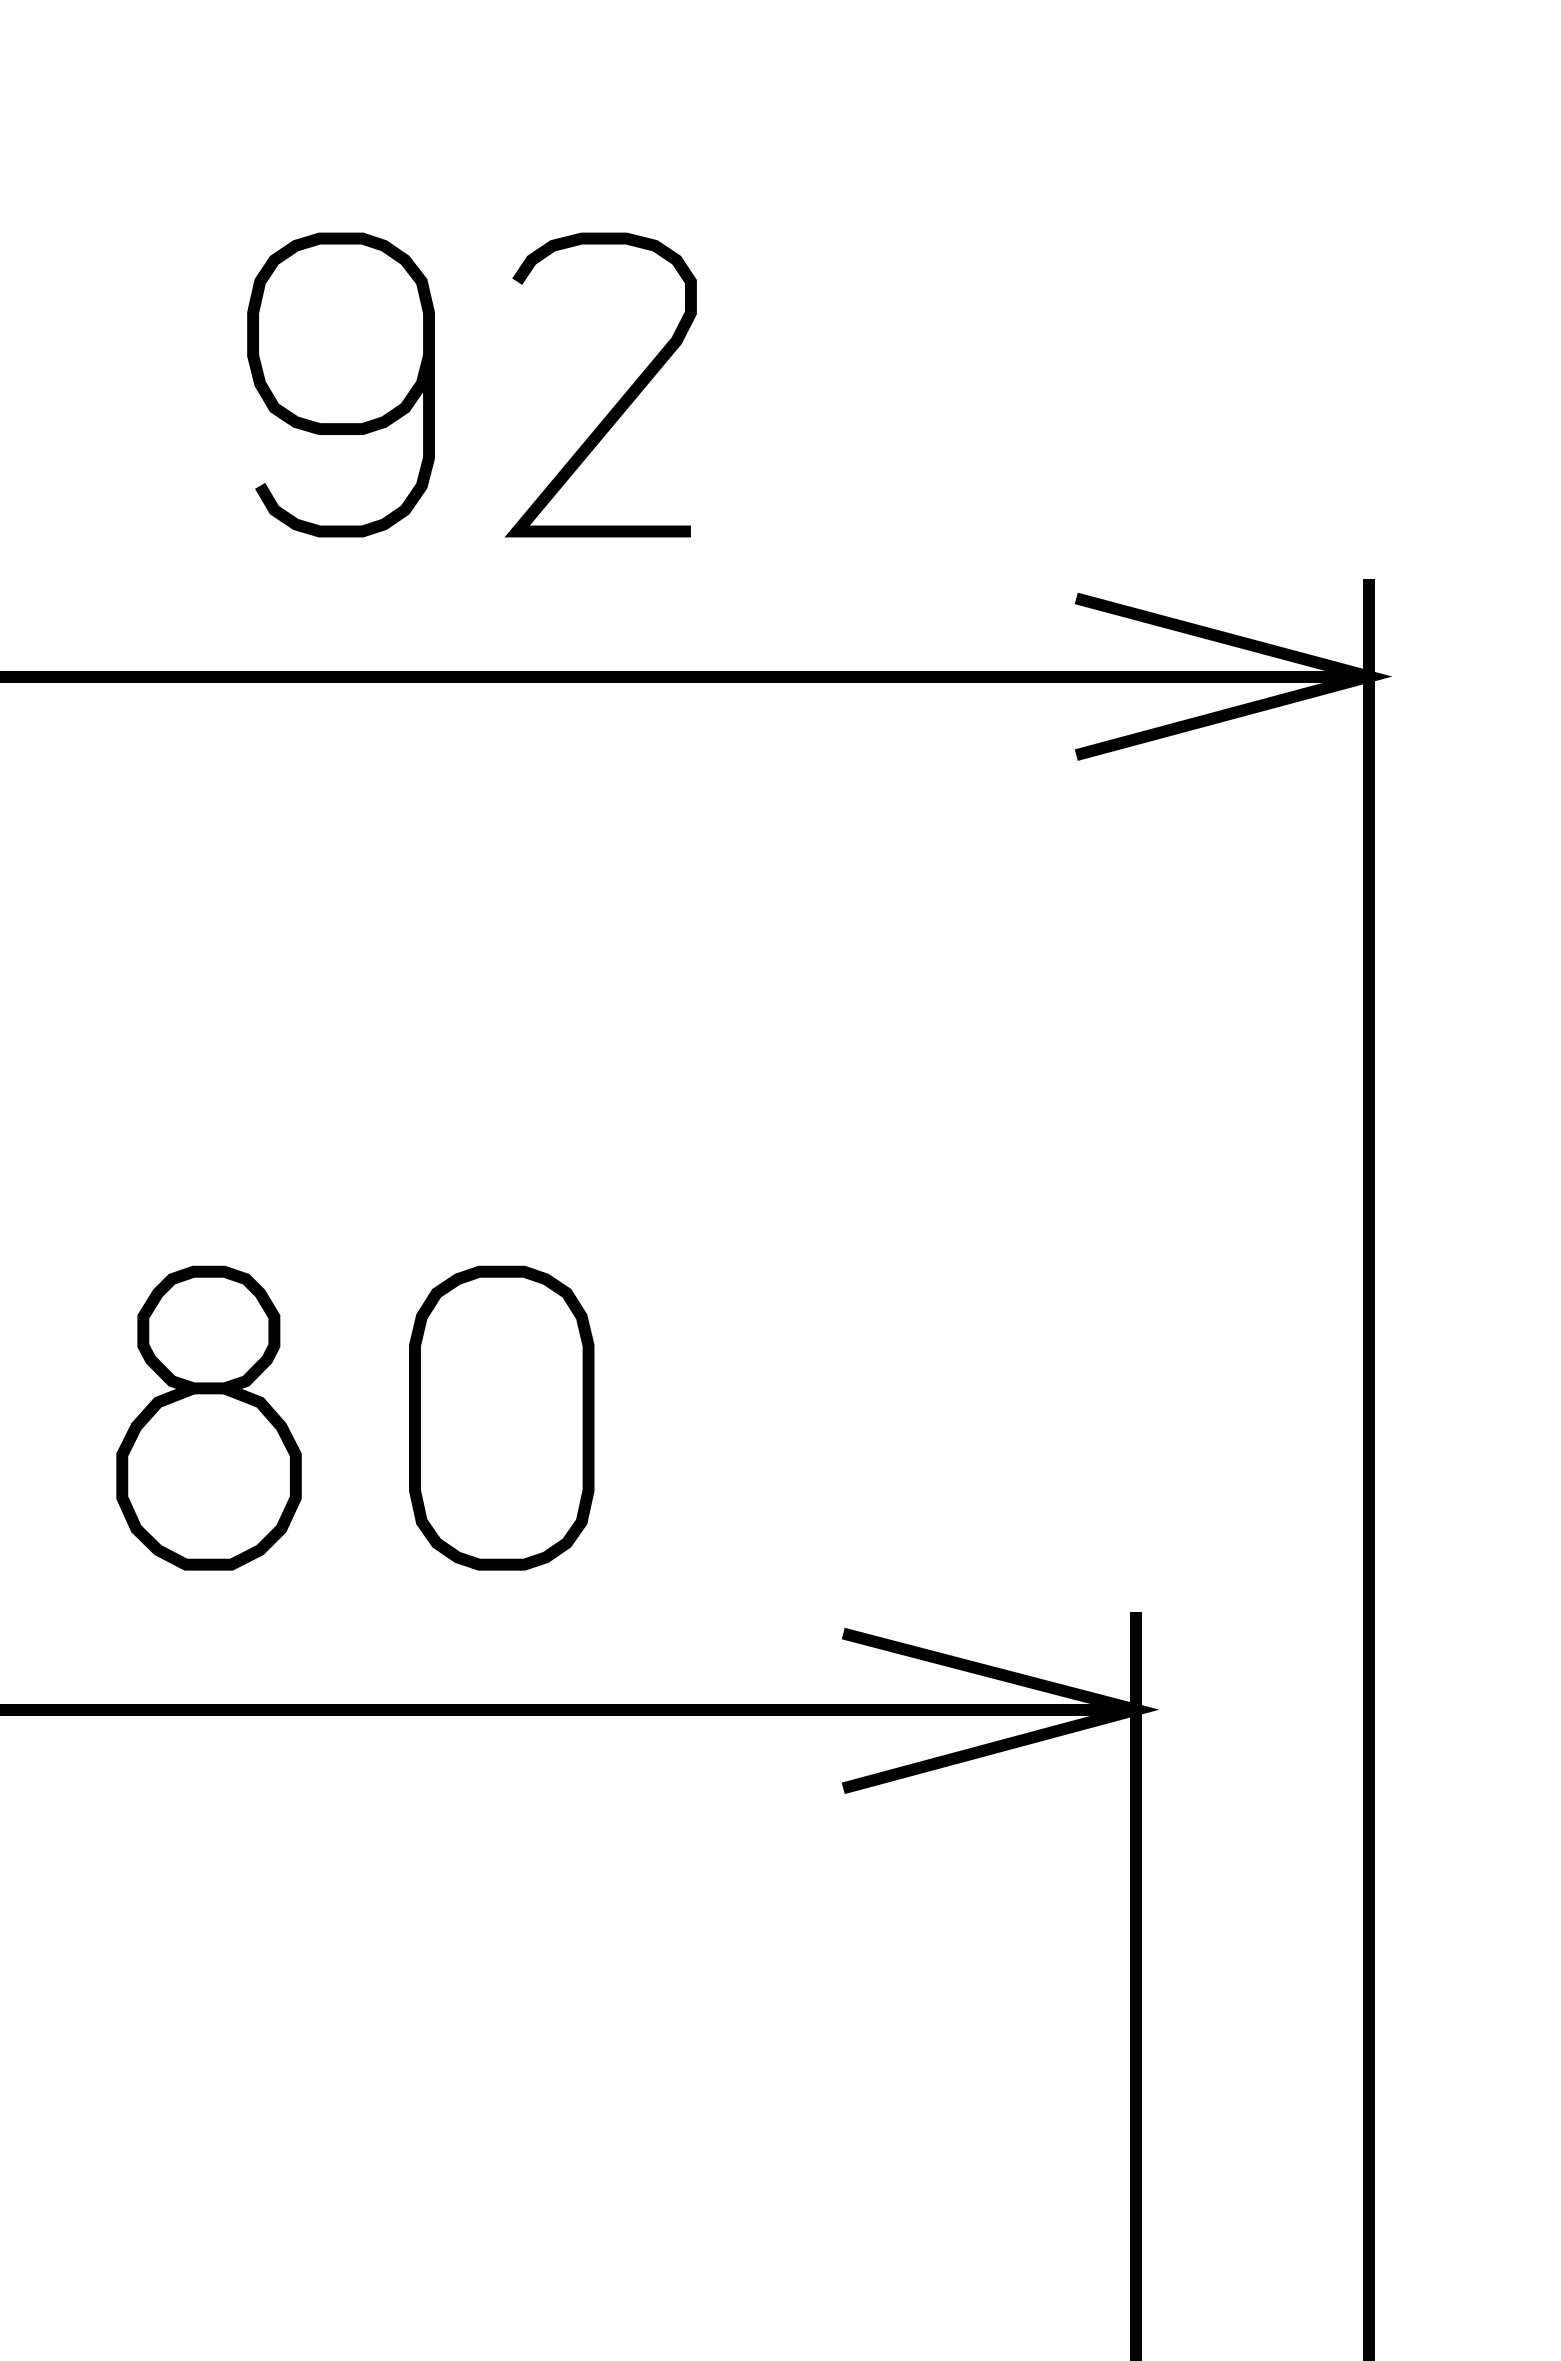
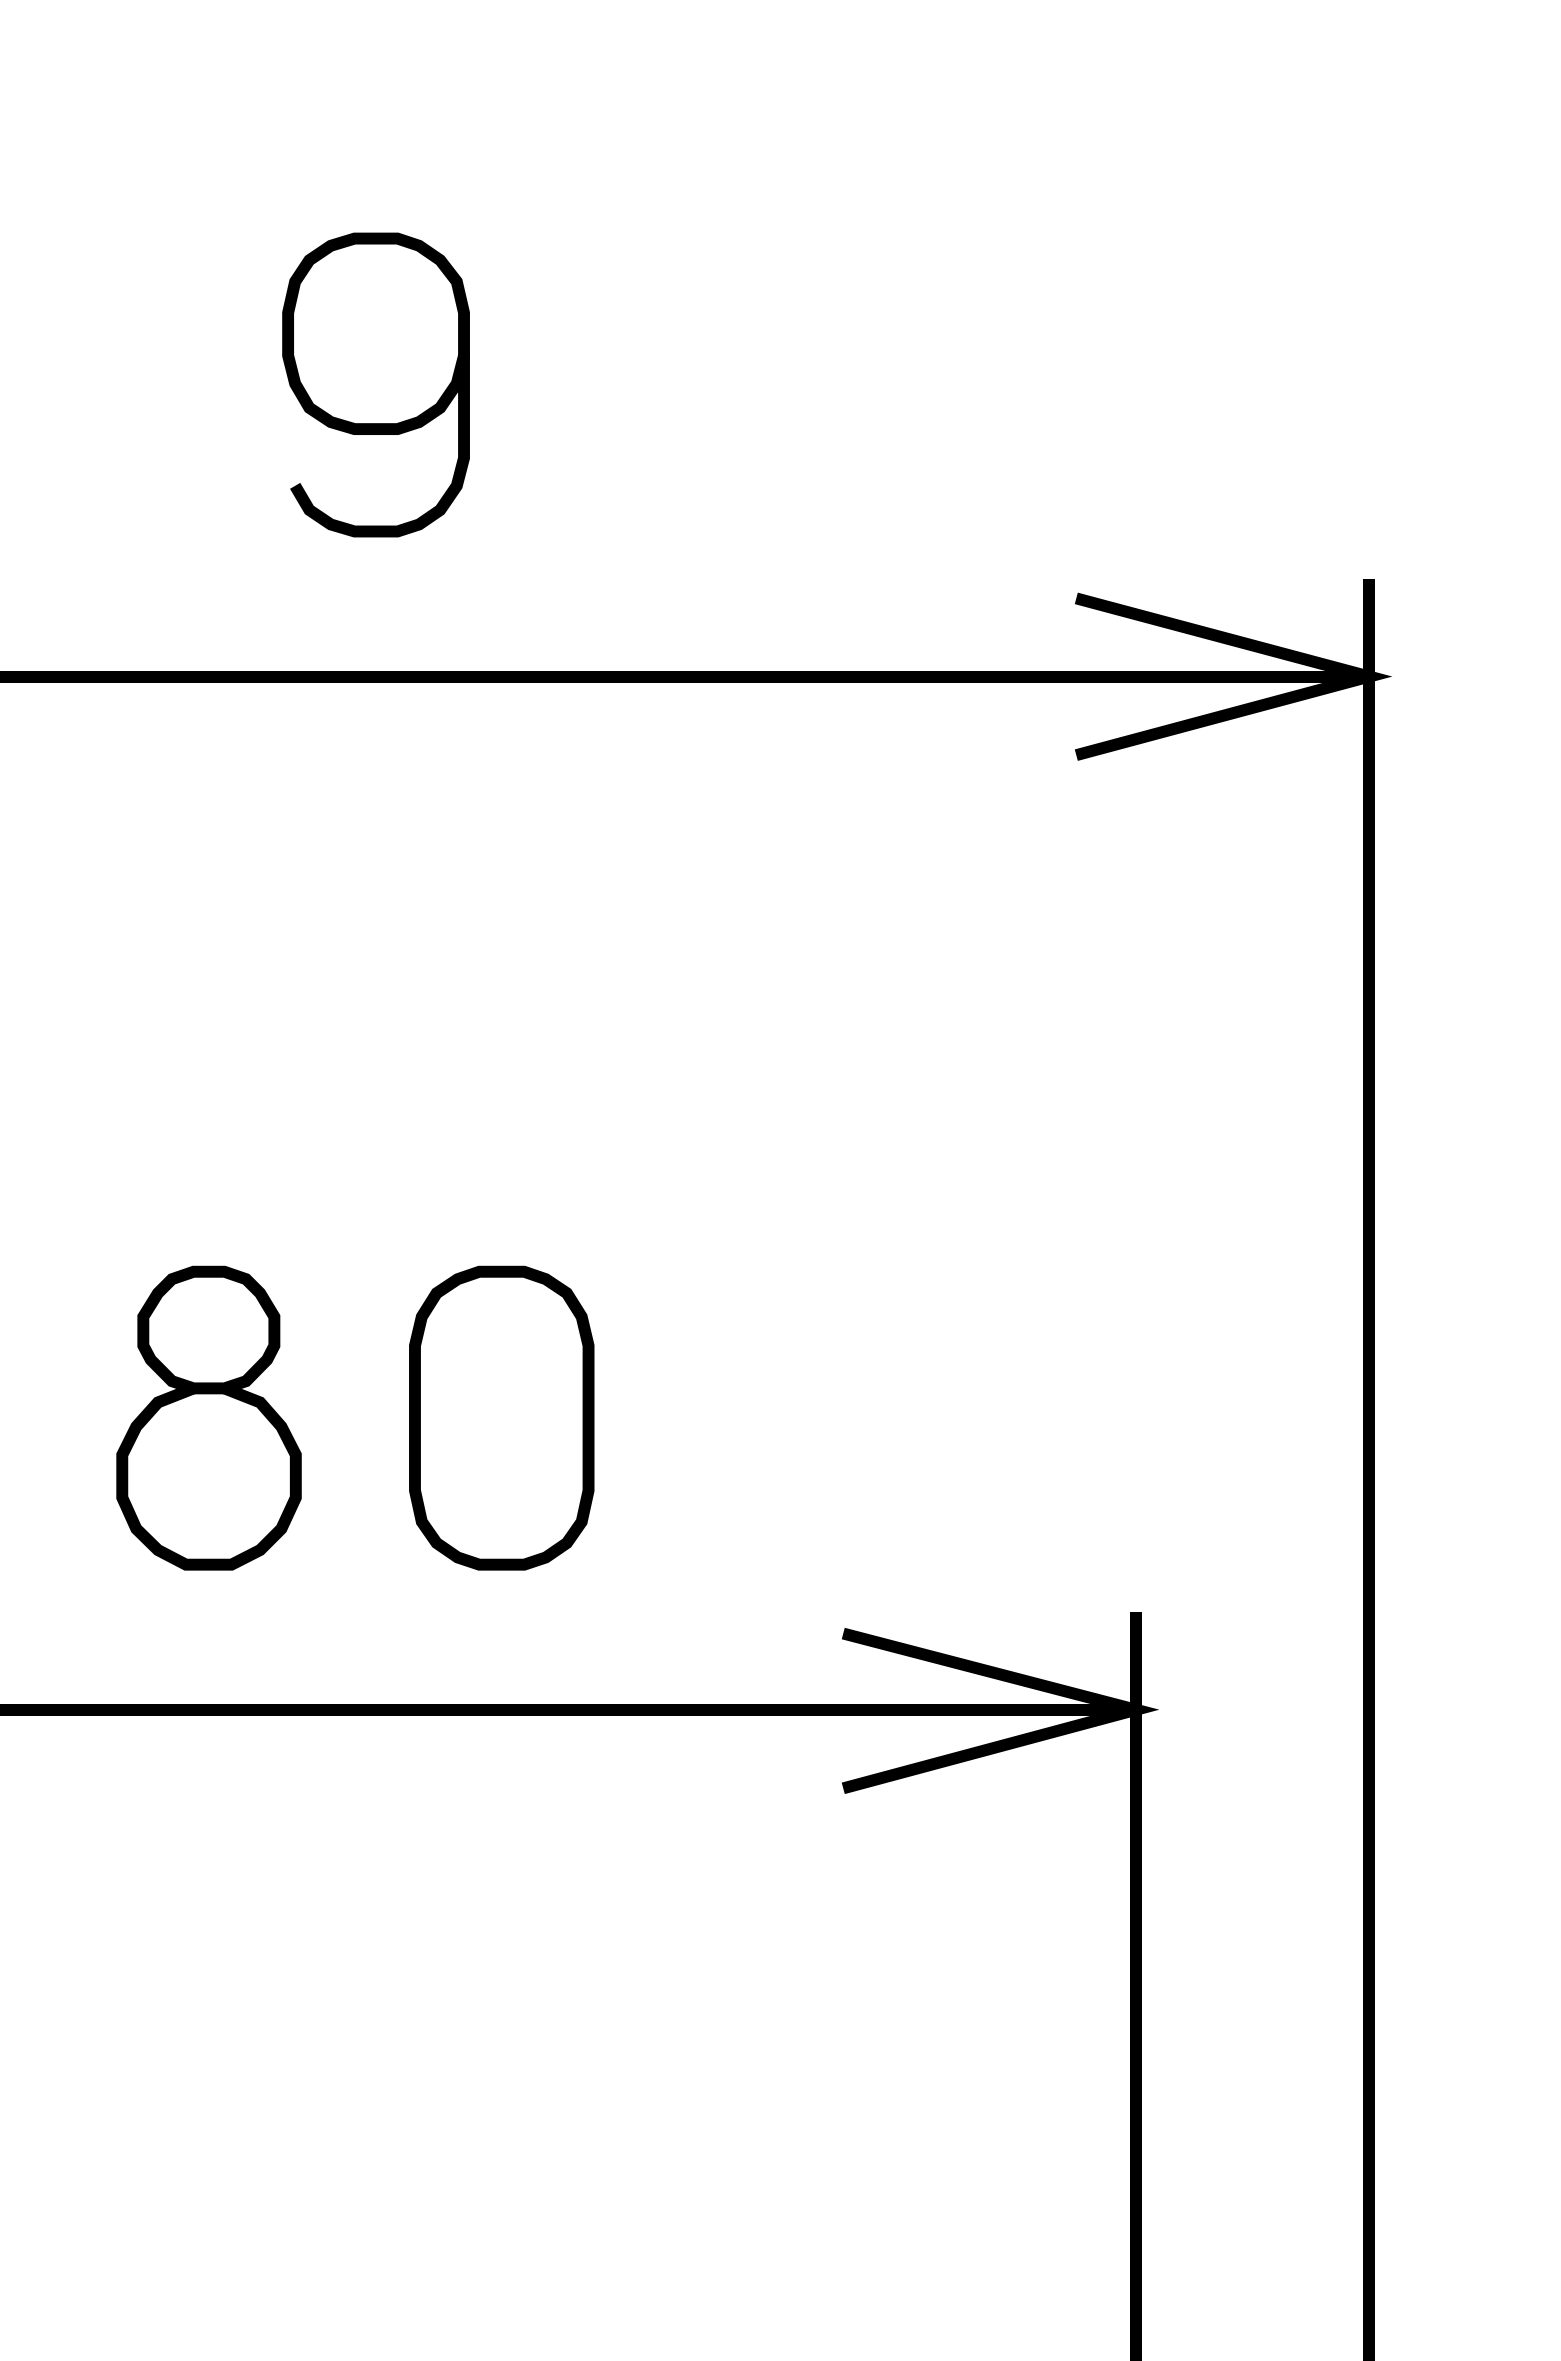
curve: present -> none (619, 399)
curve position: (340, 423) -> (375, 423) (375, 423)
